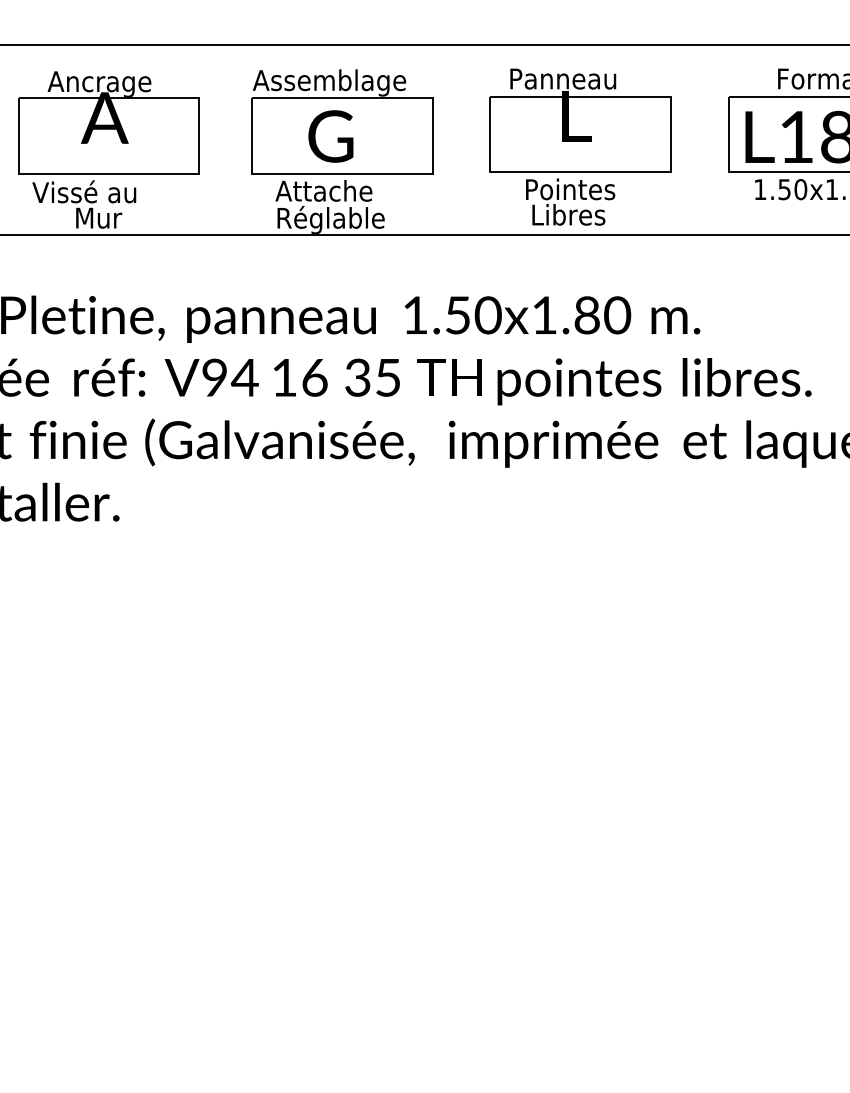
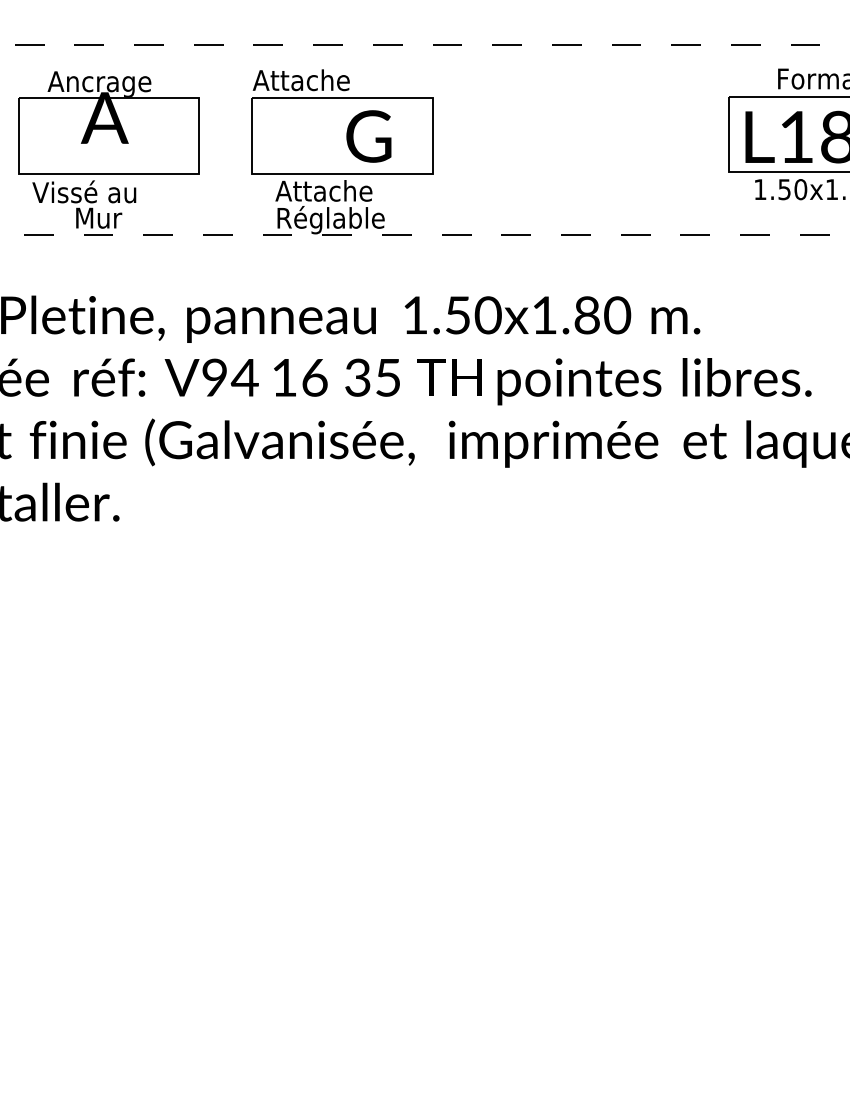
line: solid -> dashed (424, 44)
text: Assemblage -> Attache (338, 82)
text position: (330, 136) -> (368, 136) (368, 136)
part: present -> none (580, 146)
line: solid -> dashed (425, 234)
